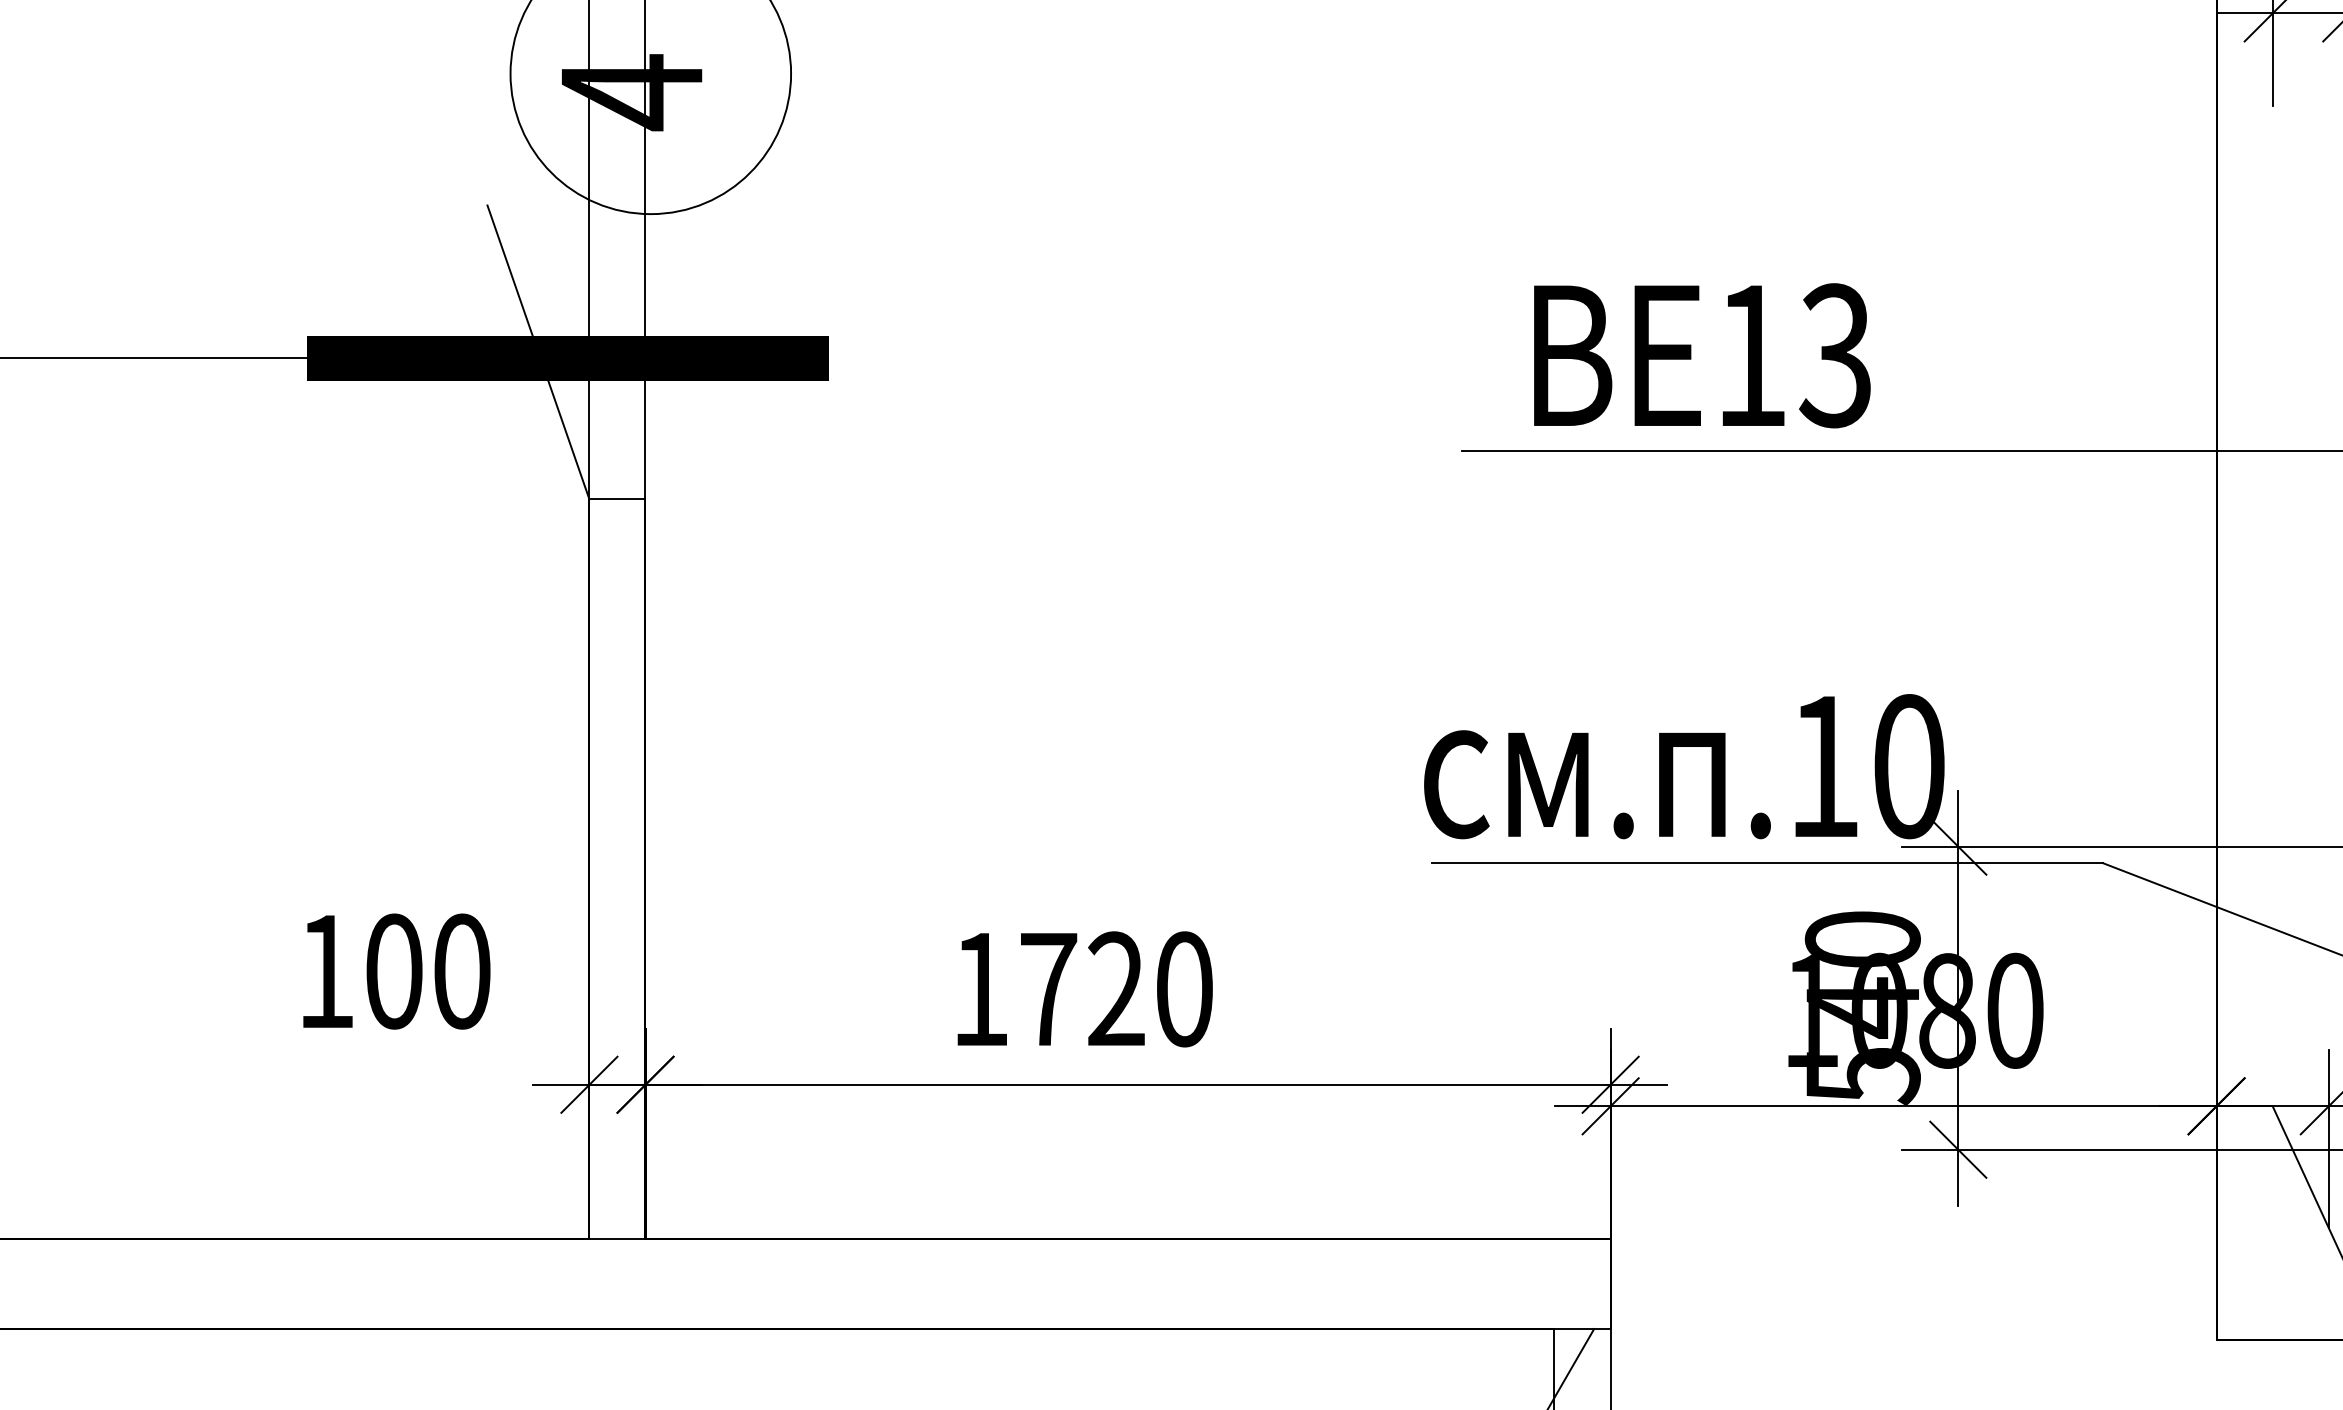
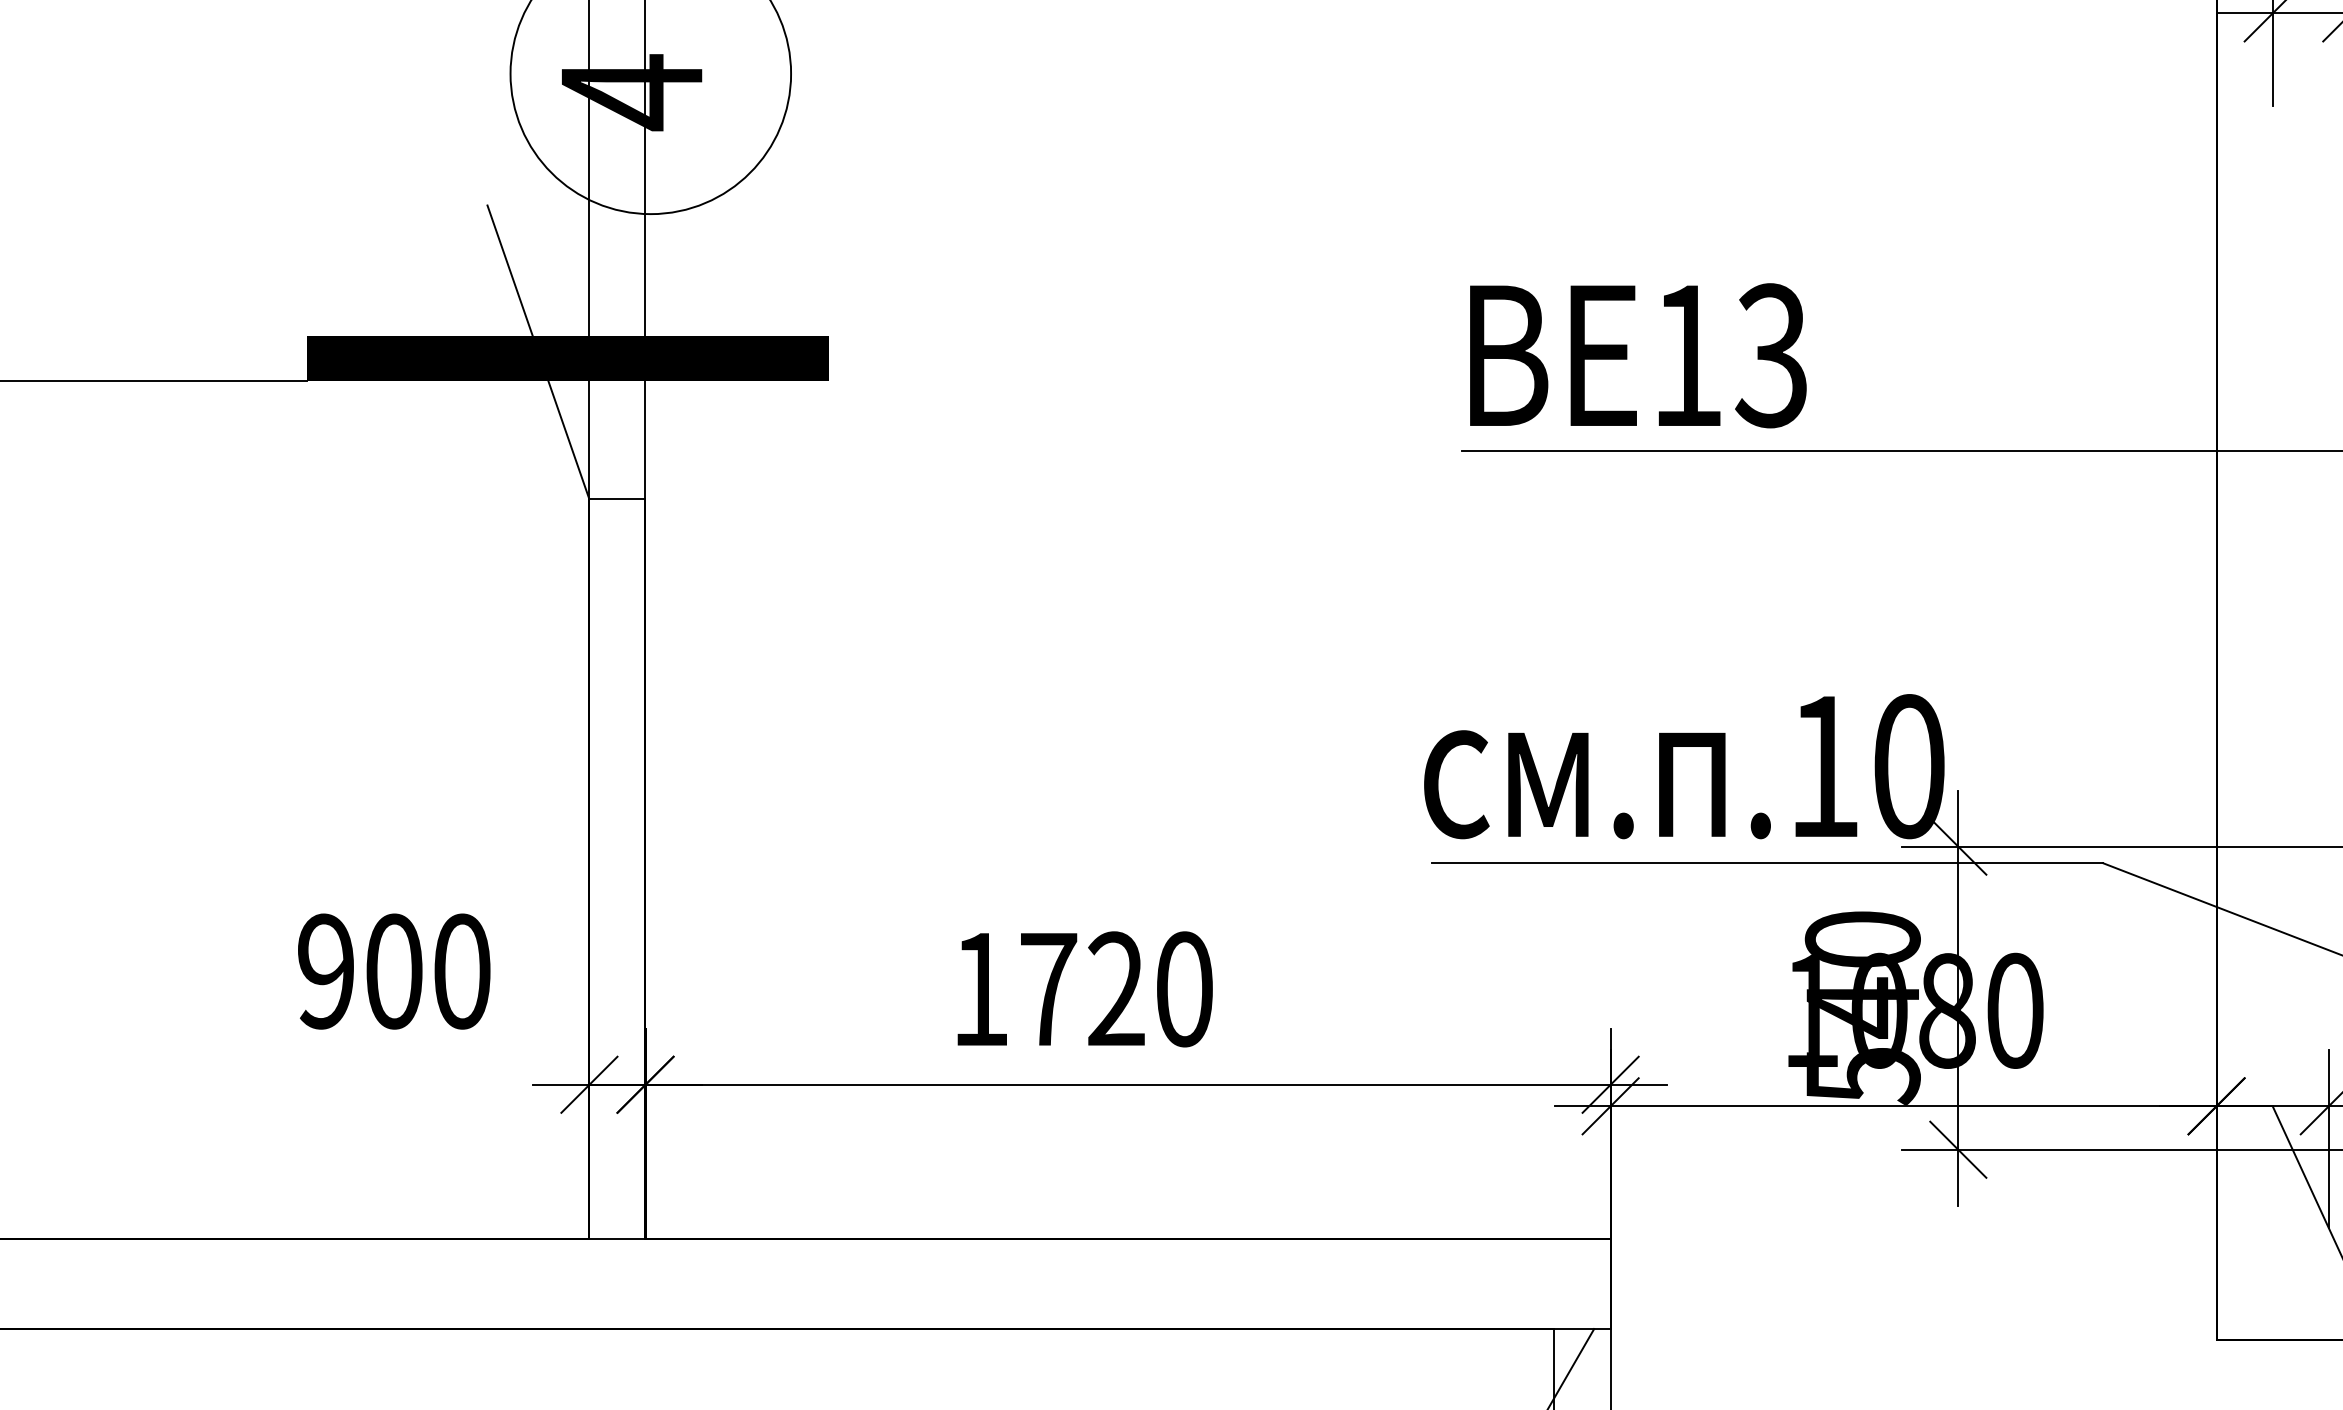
text position: (1702, 355) -> (1638, 355) (1638, 355)
line position: (154, 358) -> (154, 381) (154, 381)
text: 100 -> 900 (325, 971)
